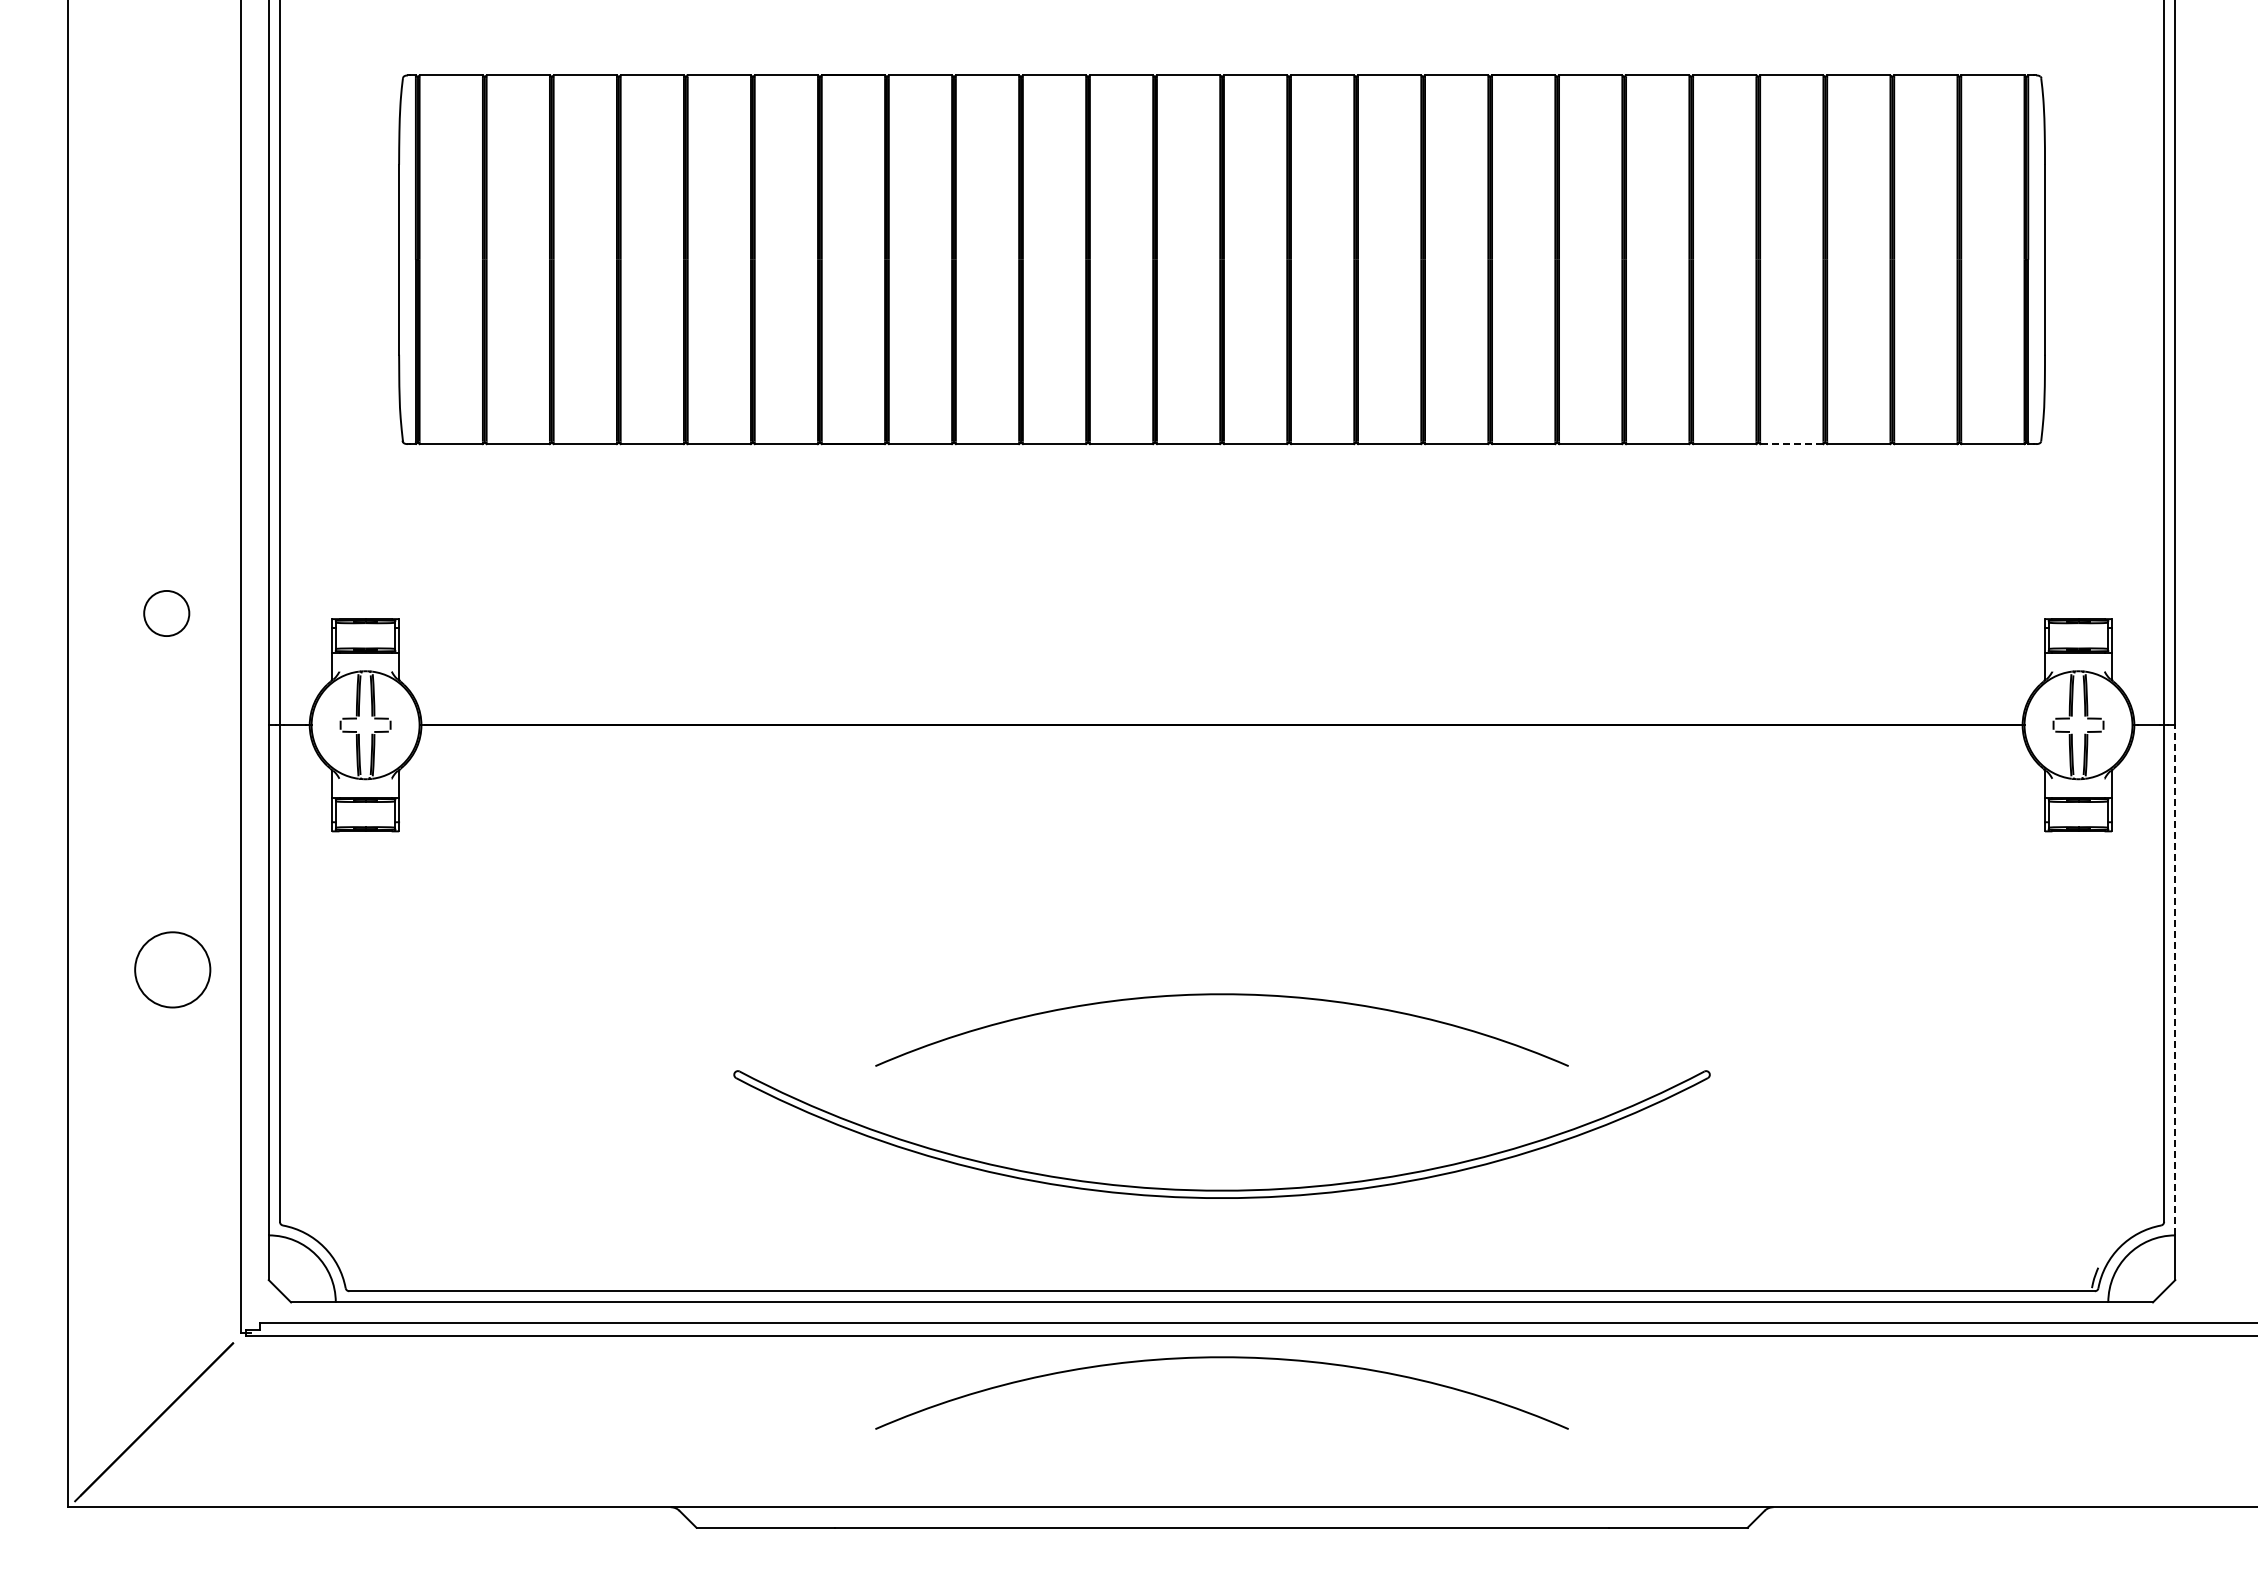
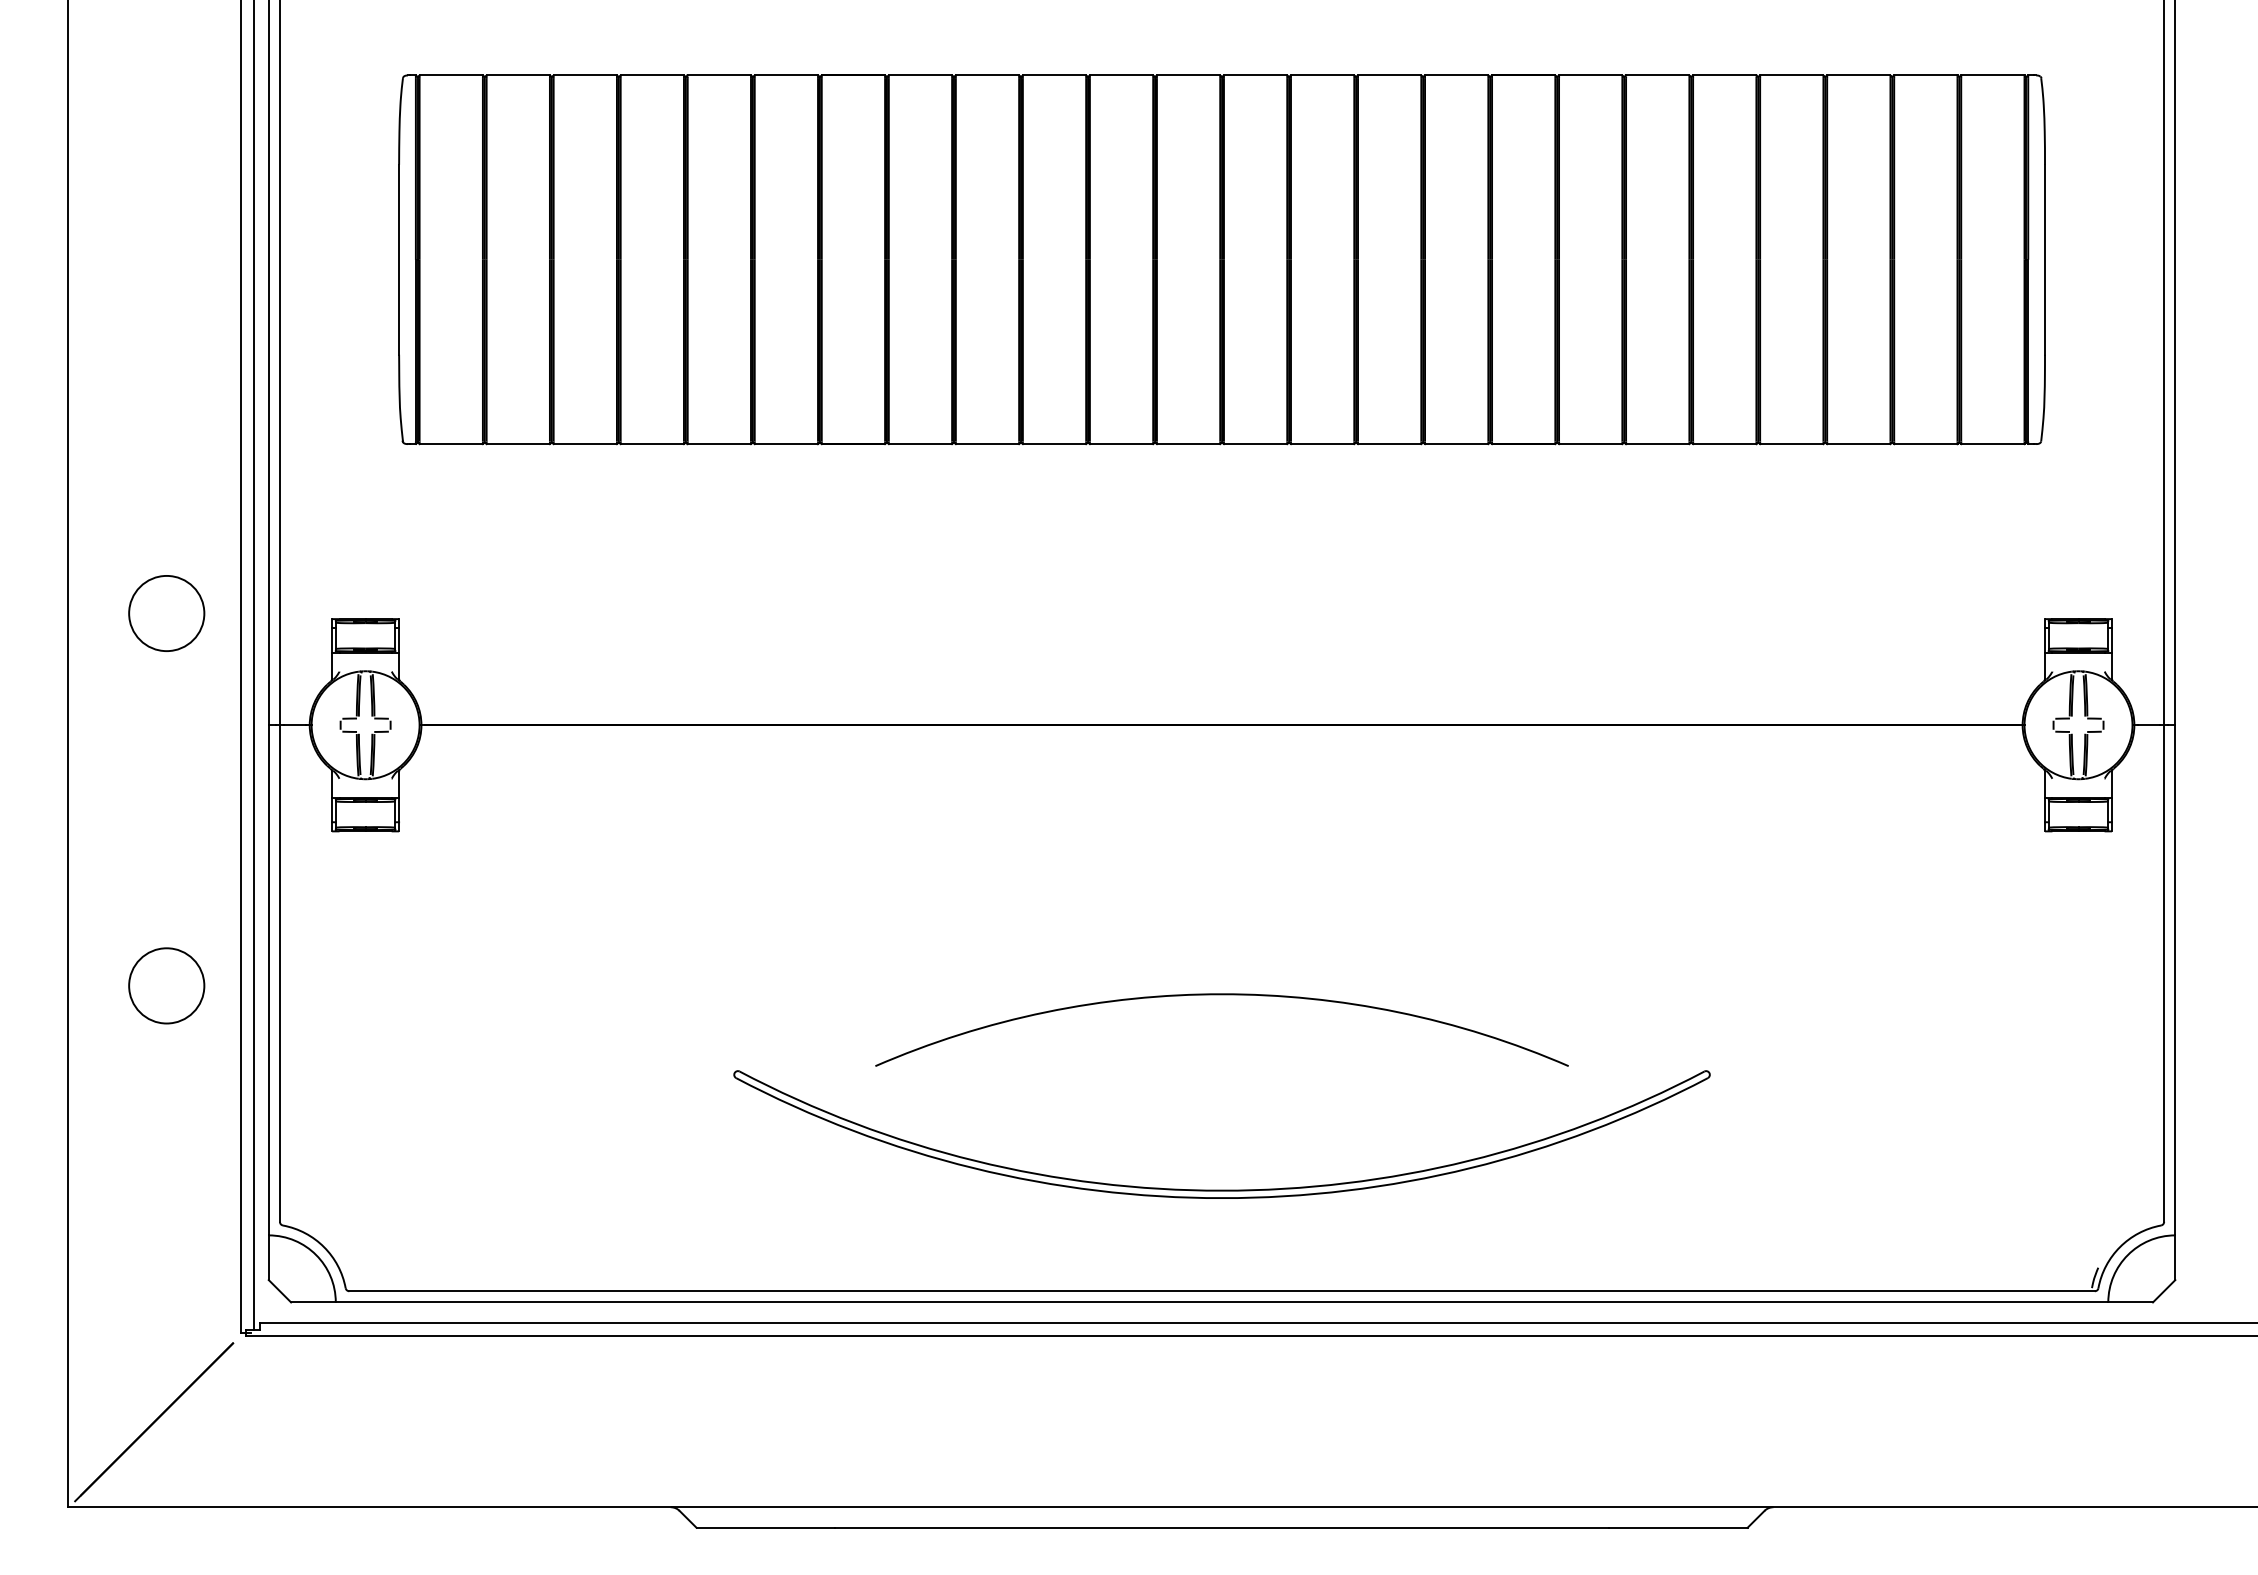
line: dashed -> solid (1791, 444)
circle diameter: 45 px -> 75 px (166, 613)
line: none -> present (253, 665)
circle position: (172, 969) -> (166, 985) (166, 985)
line: dashed -> solid (2175, 979)
arc: present -> none (1221, 1358)
